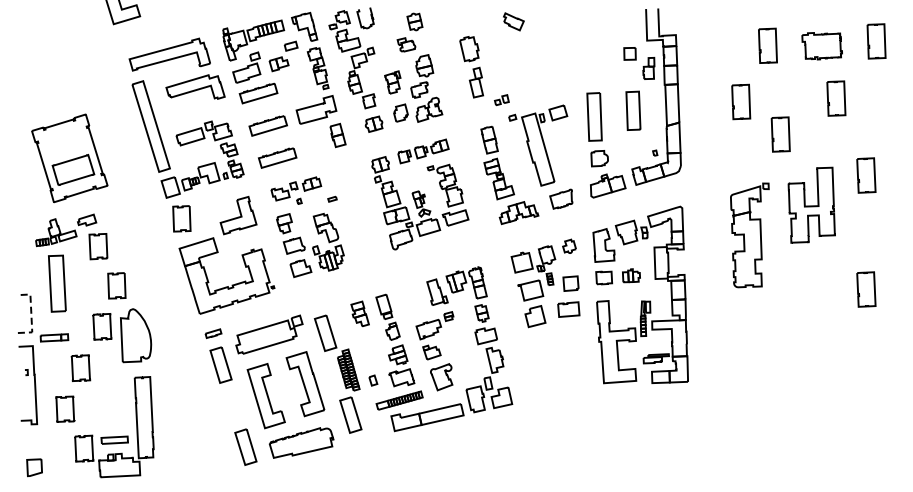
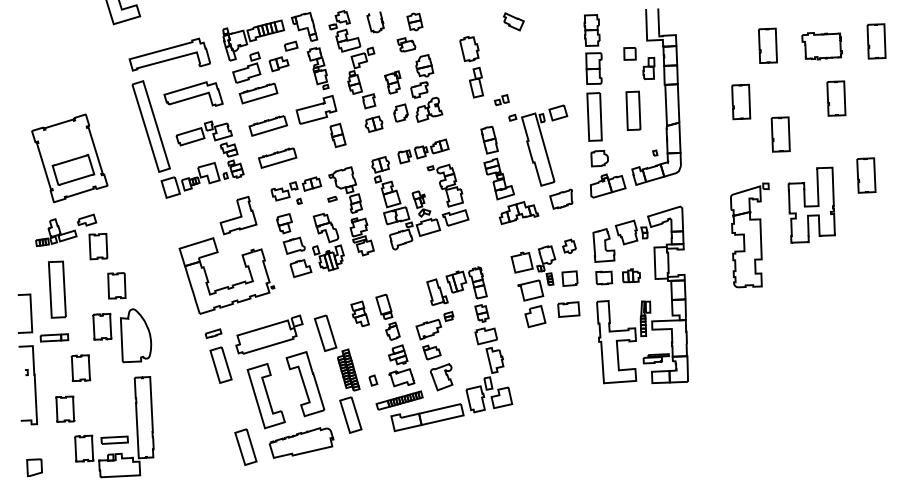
curve position: (360, 19) -> (370, 23) (370, 23)
part: none -> present (592, 49)
part position: (195, 86) -> (193, 93) (193, 93)
part: none -> present (351, 211)
part: present -> none (181, 218)
part position: (57, 283) -> (57, 289) (57, 289)
part position: (570, 283) -> (569, 278) (569, 278)
part: present -> none (866, 289)
line: dashed -> solid (31, 314)
